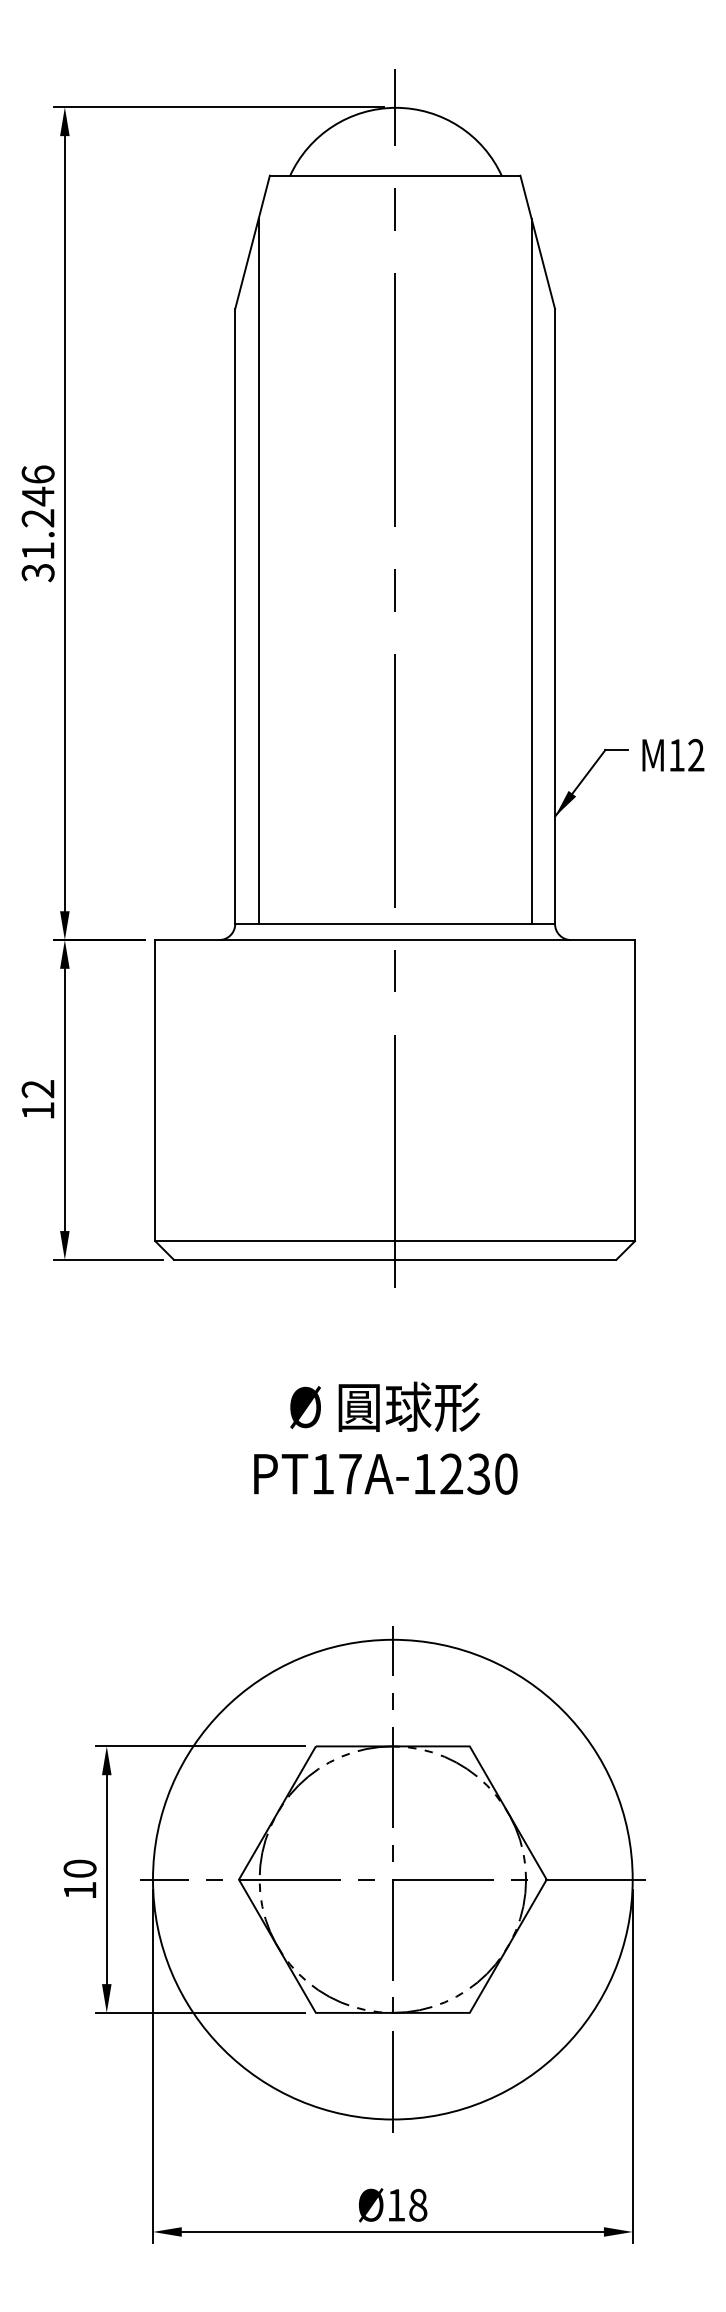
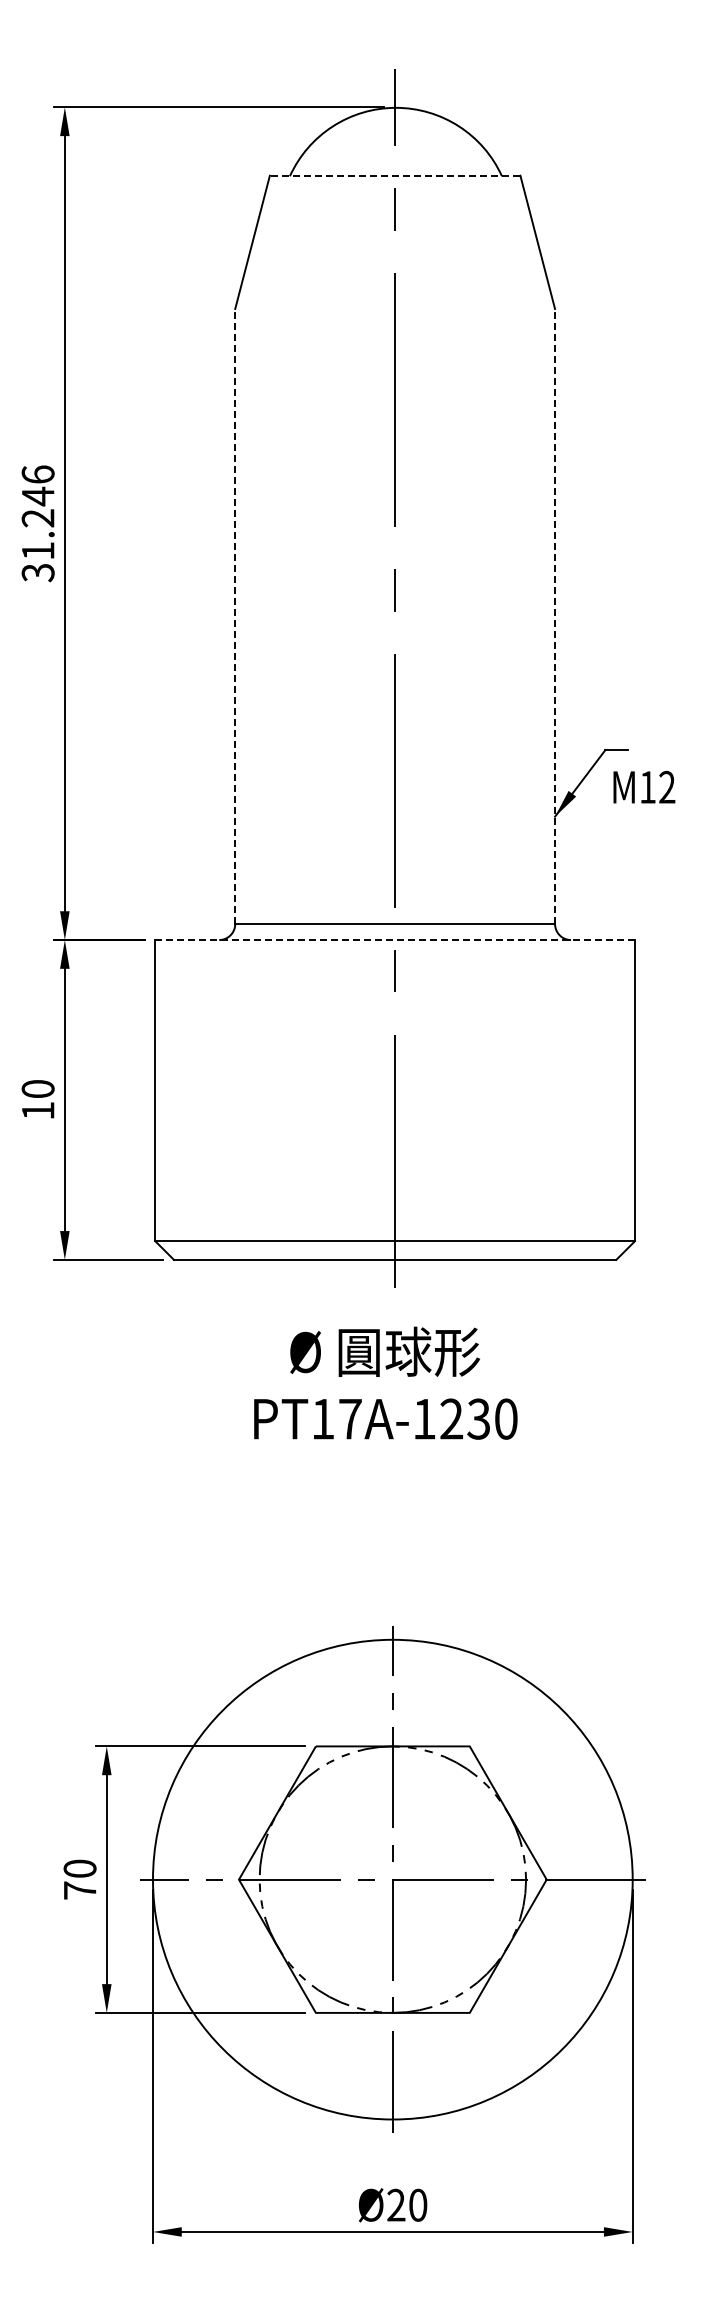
line: solid -> dashed (394, 175)
line: present -> none (258, 571)
line: present -> none (531, 571)
line: solid -> dashed (235, 616)
line: solid -> dashed (555, 616)
text position: (673, 754) -> (644, 786) (644, 786)
line: solid -> dashed (395, 940)
text: 12 -> 10 (37, 1089)
text position: (385, 1437) -> (385, 1382) (385, 1382)
text: 10 -> 70 (80, 1890)
text: Ø18 -> Ø20 (407, 2204)
